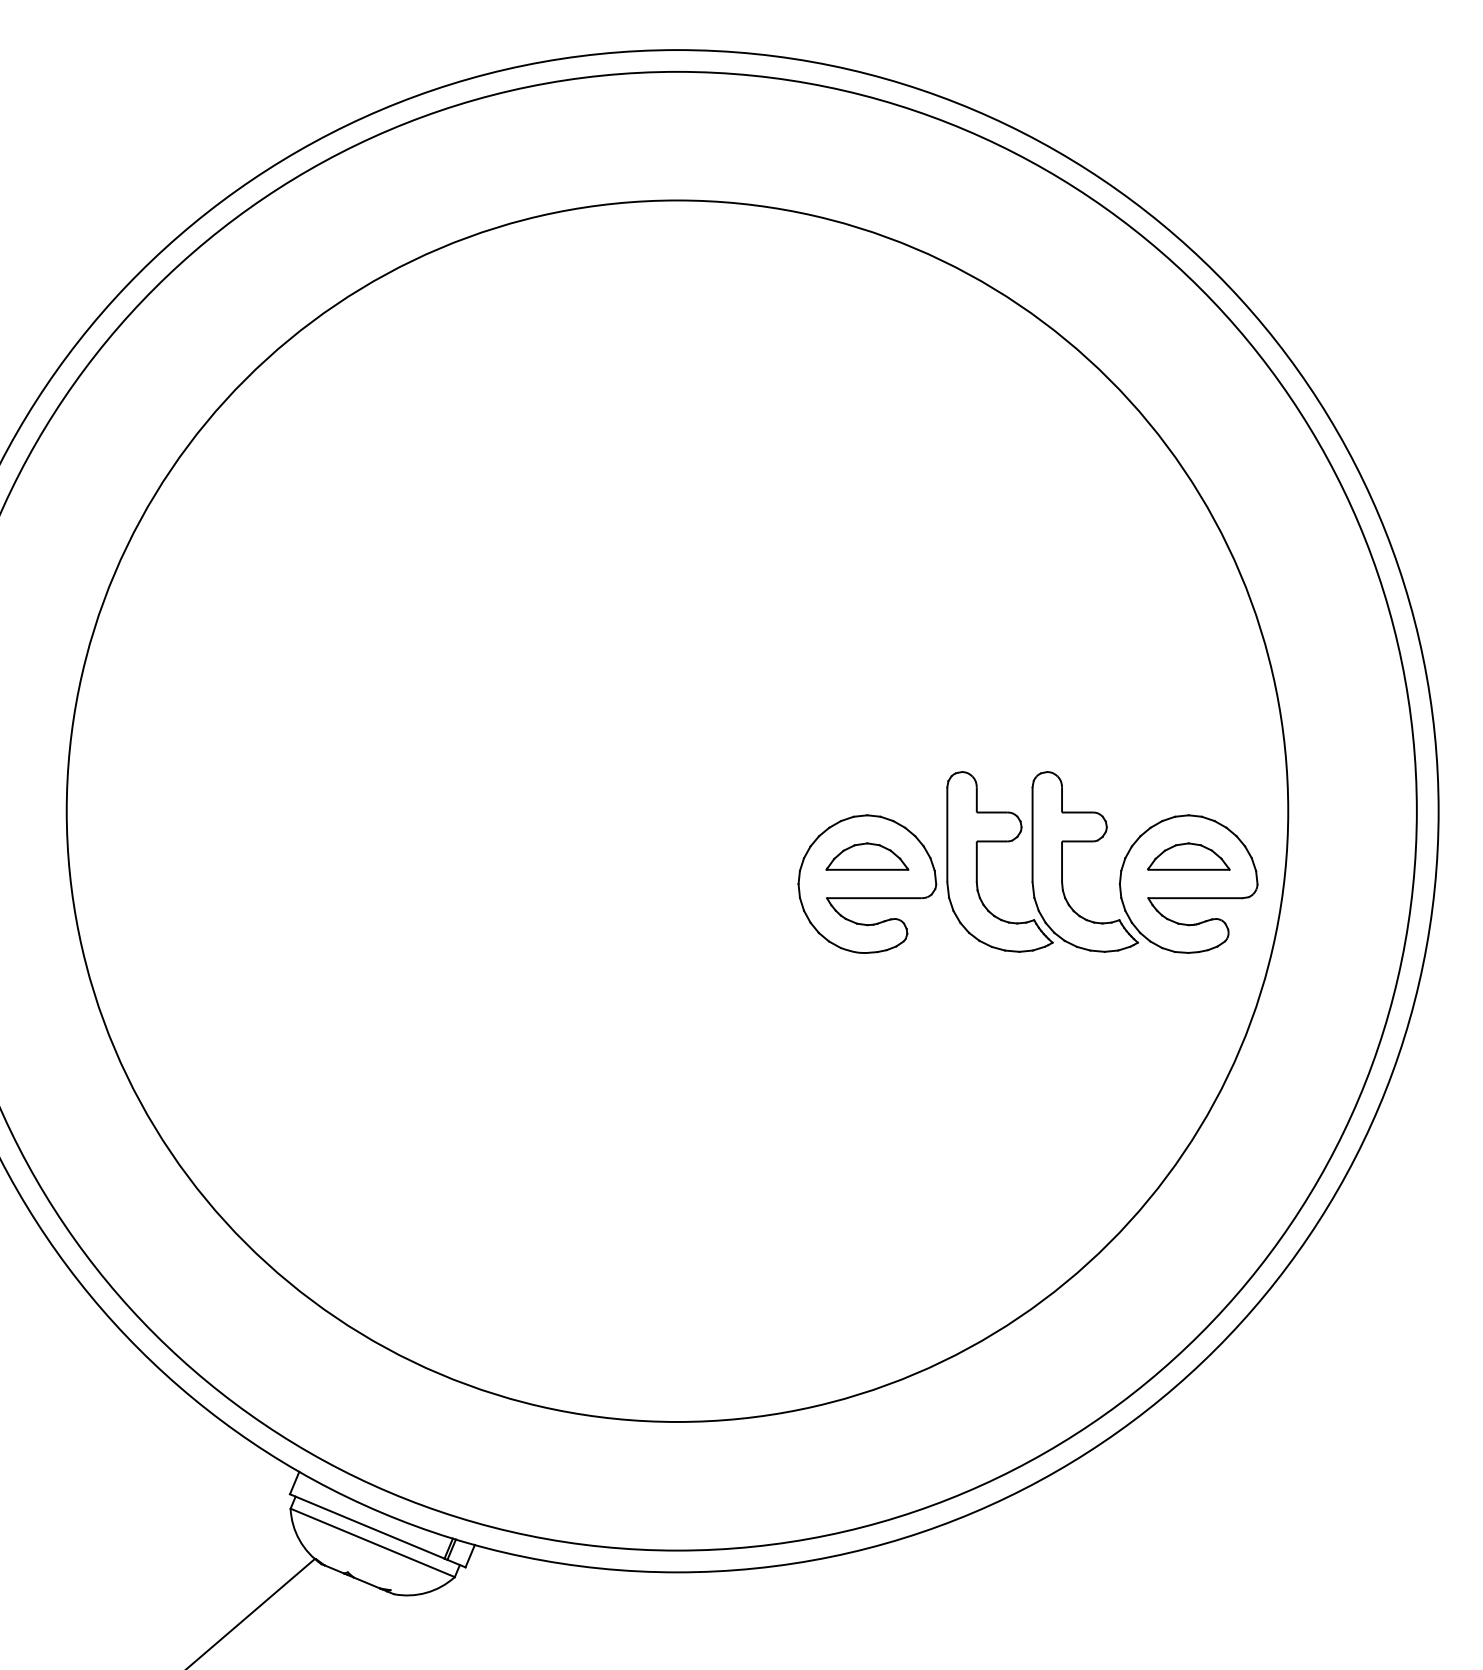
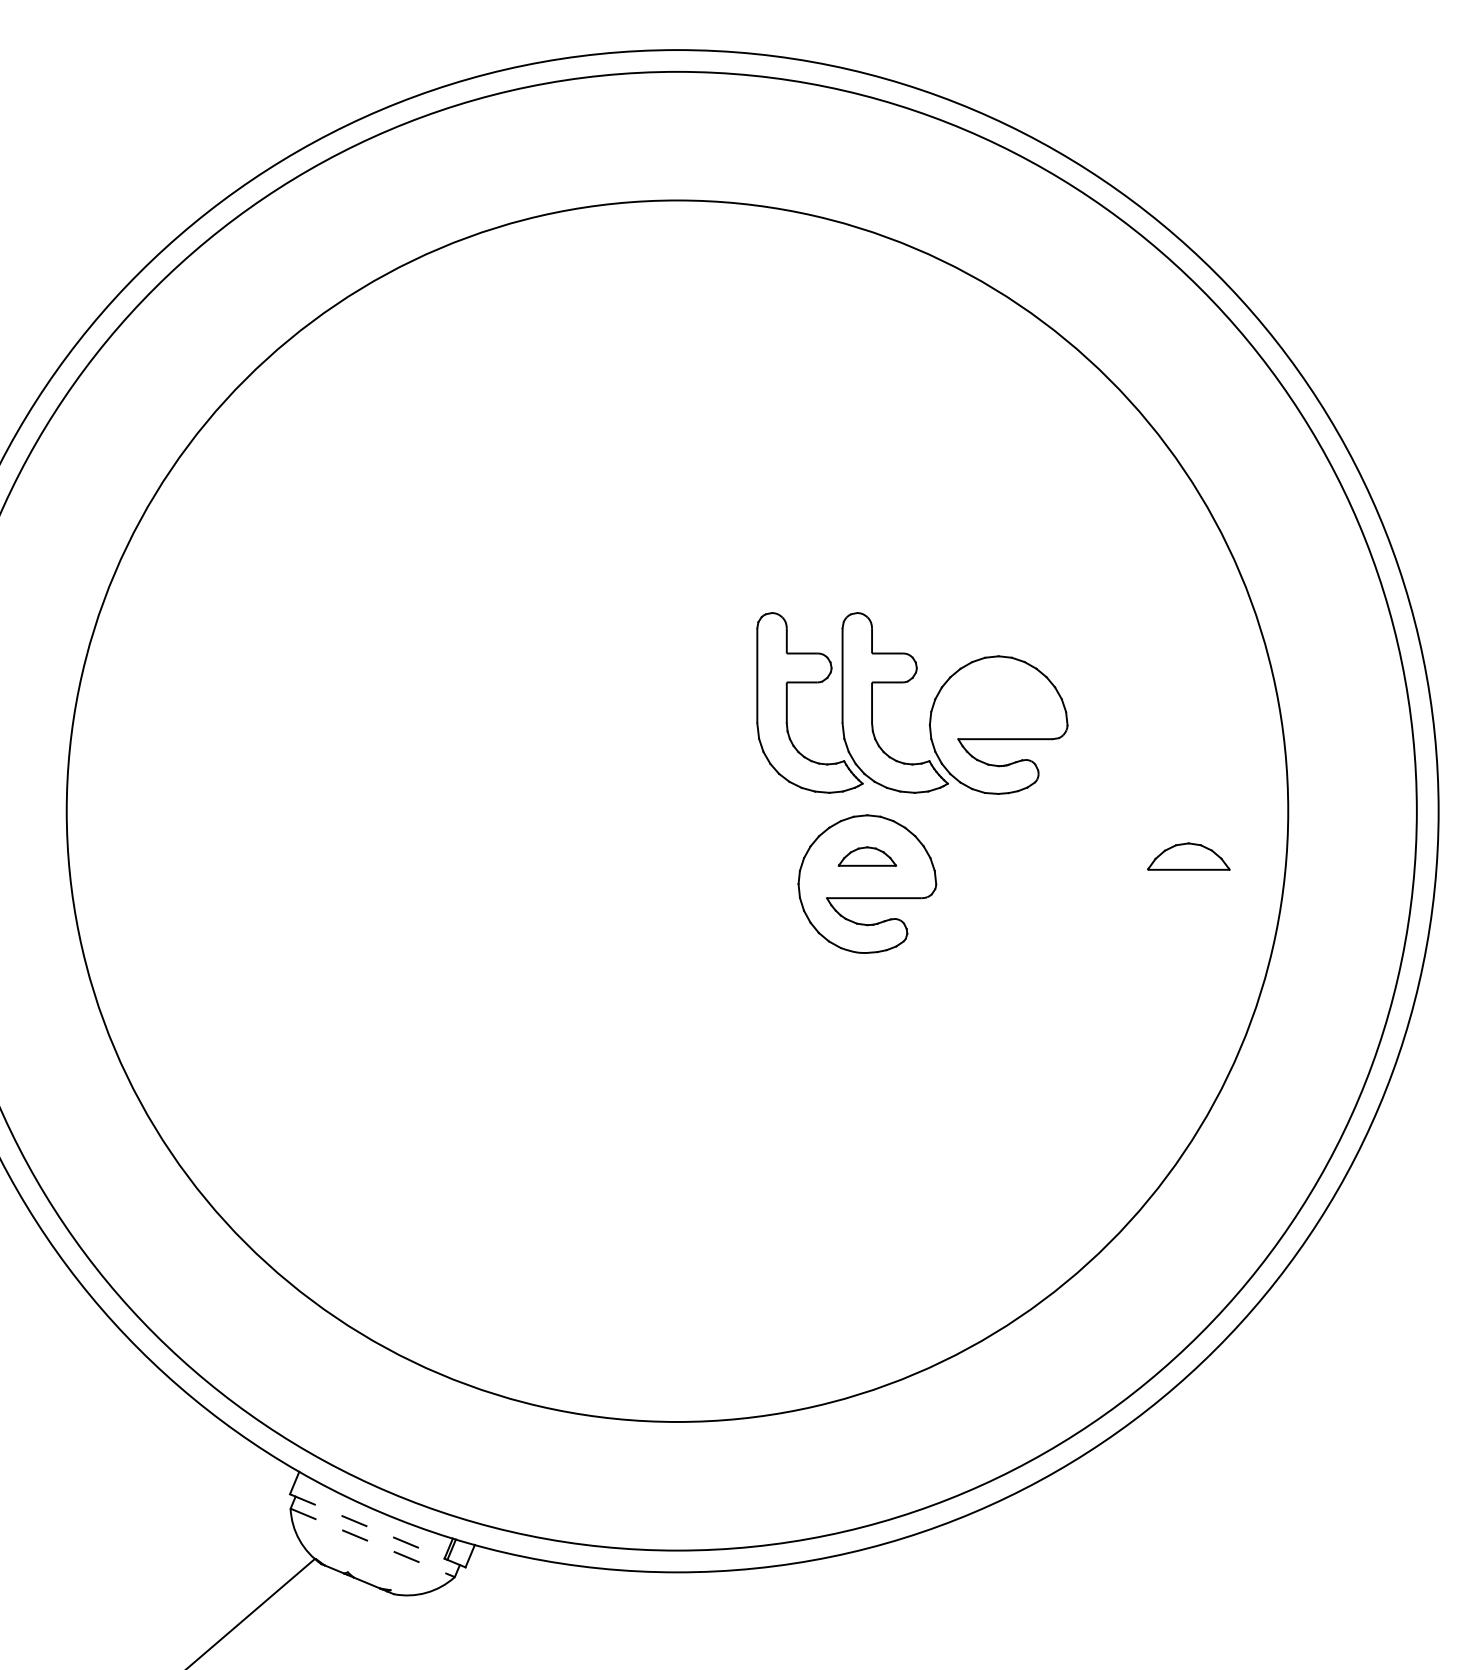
part size: 85x29 px -> 60x21 px (866, 856)
part position: (1120, 869) -> (930, 710) (930, 710)
line: solid -> dashed (367, 1526)
line: solid -> dashed (372, 1542)
